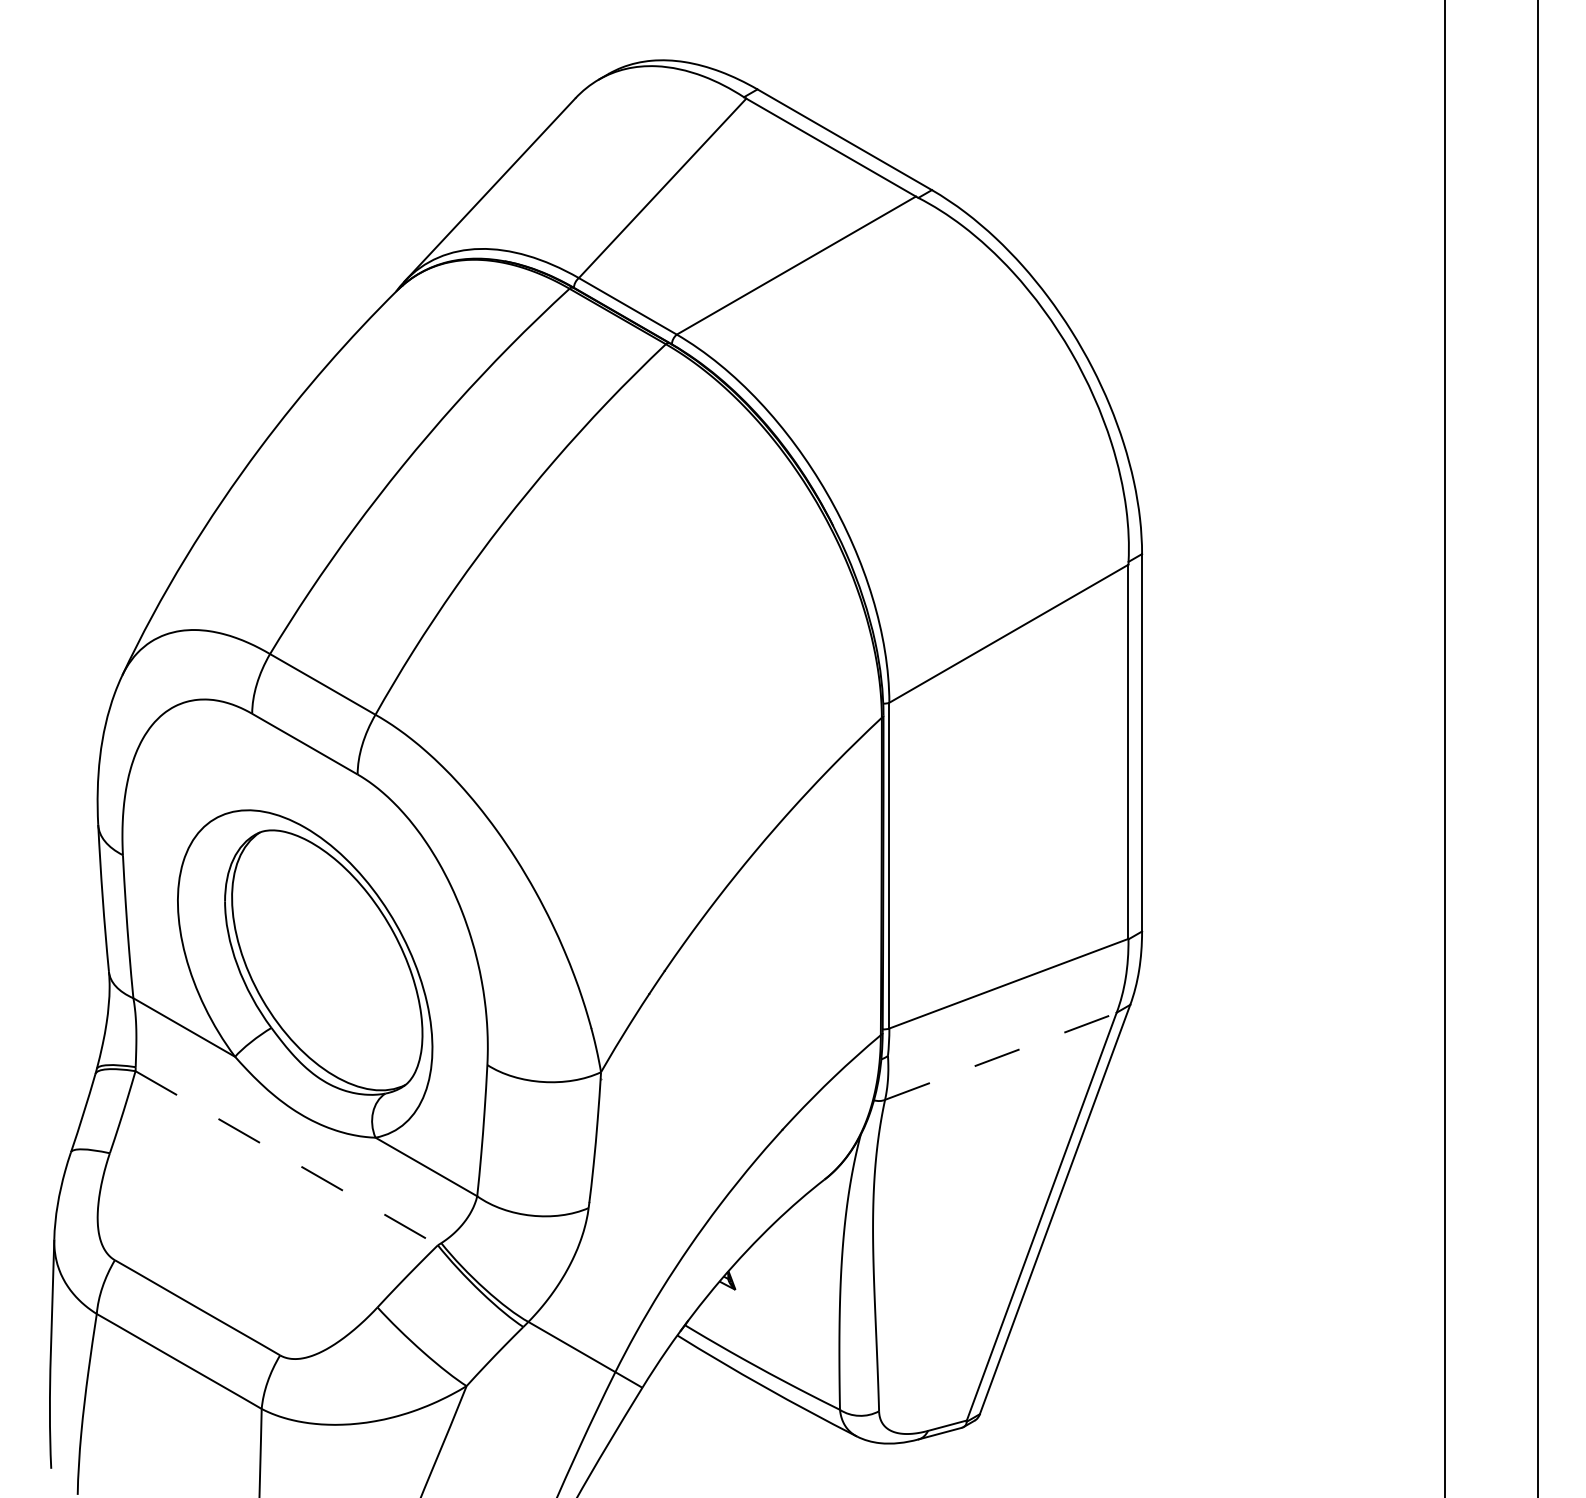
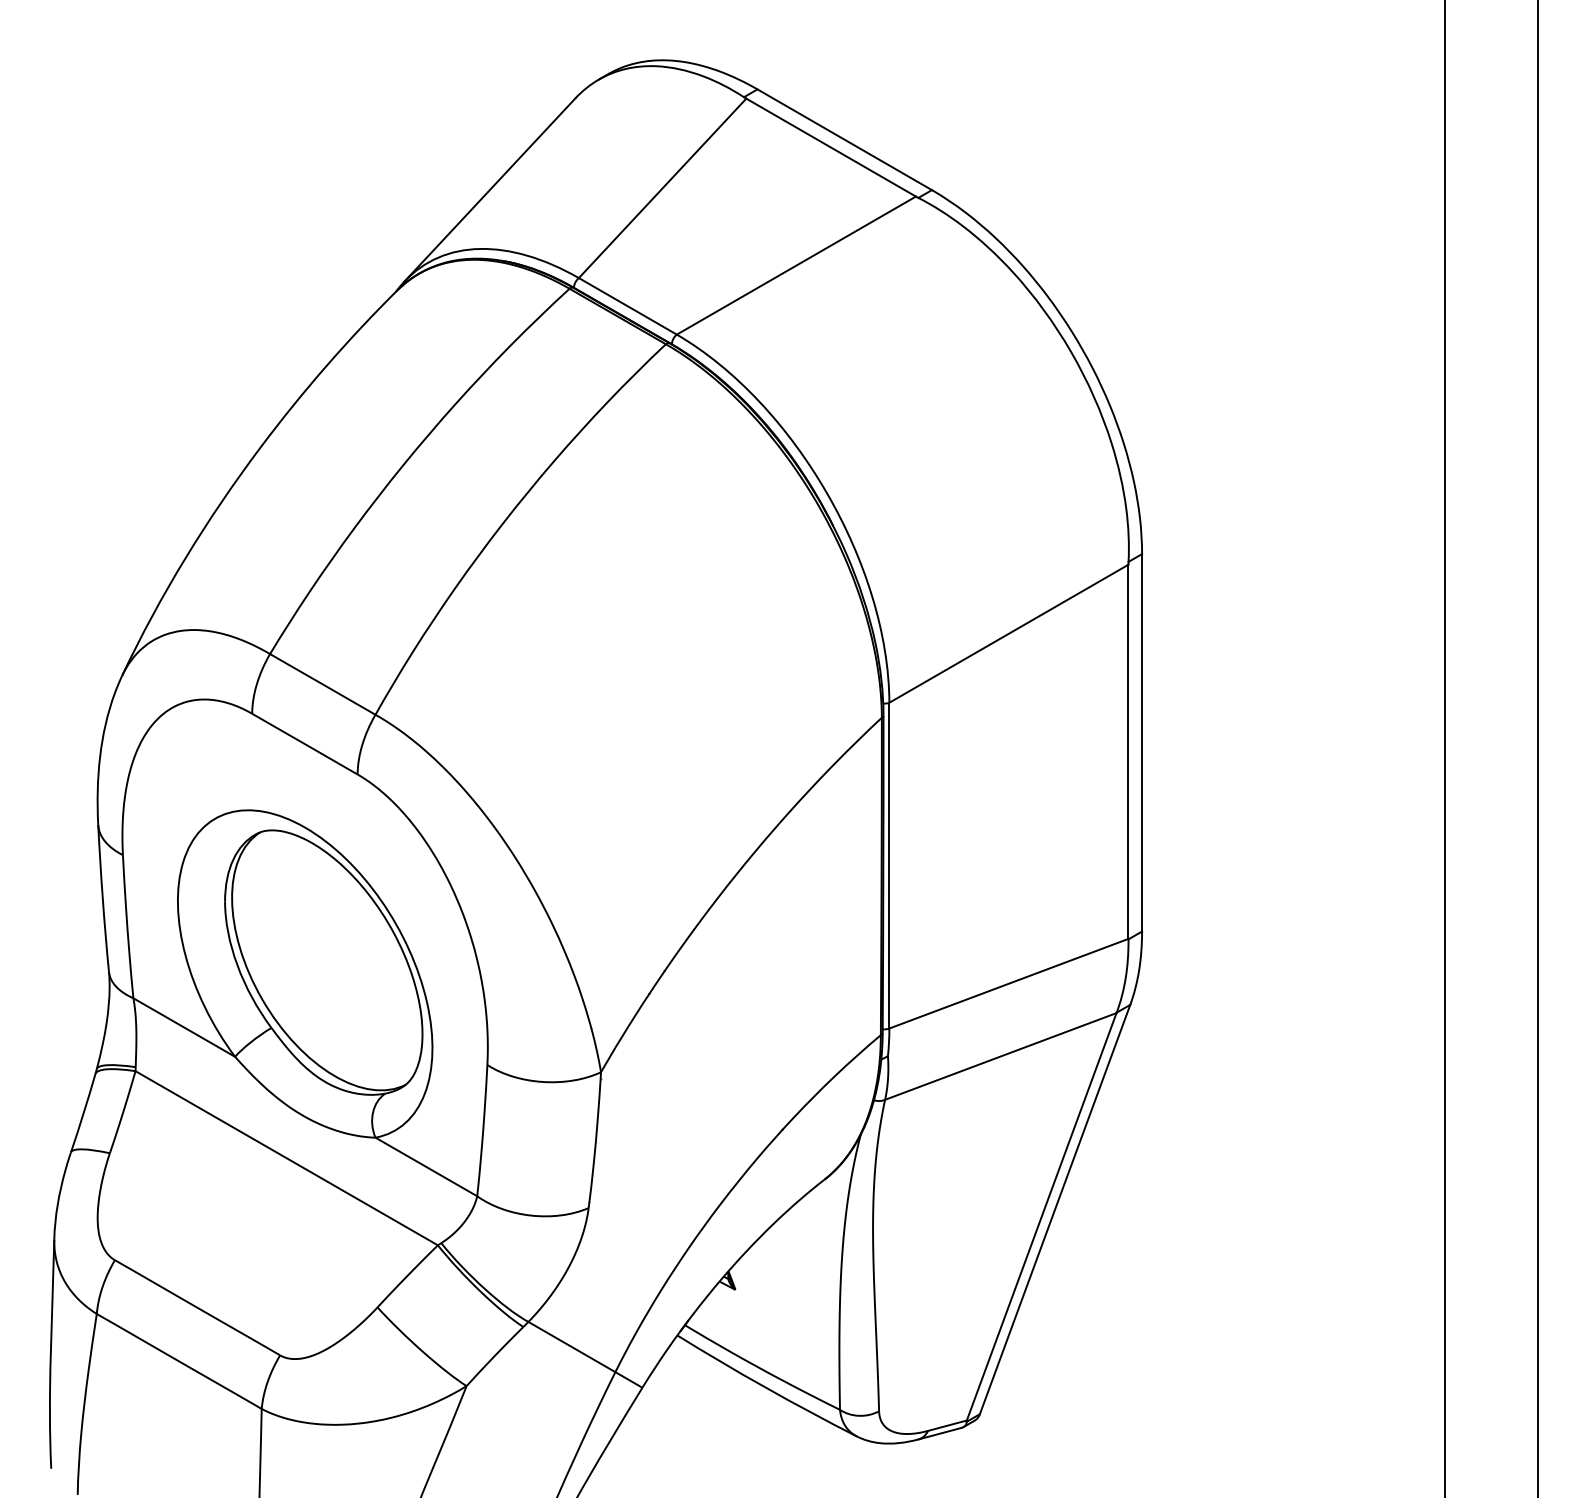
line: dashed -> solid (1000, 1056)
line: dashed -> solid (287, 1158)
